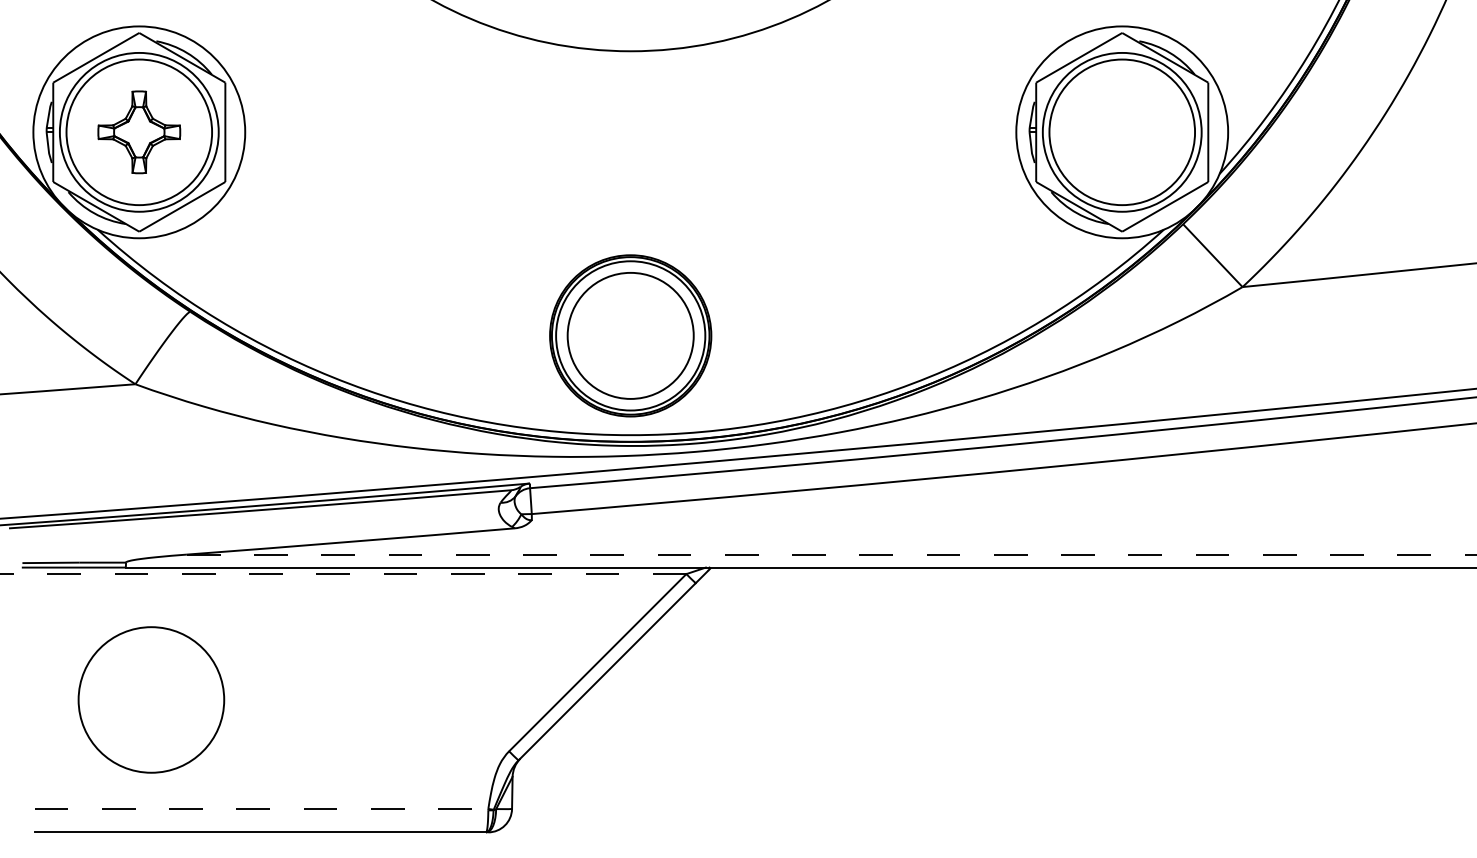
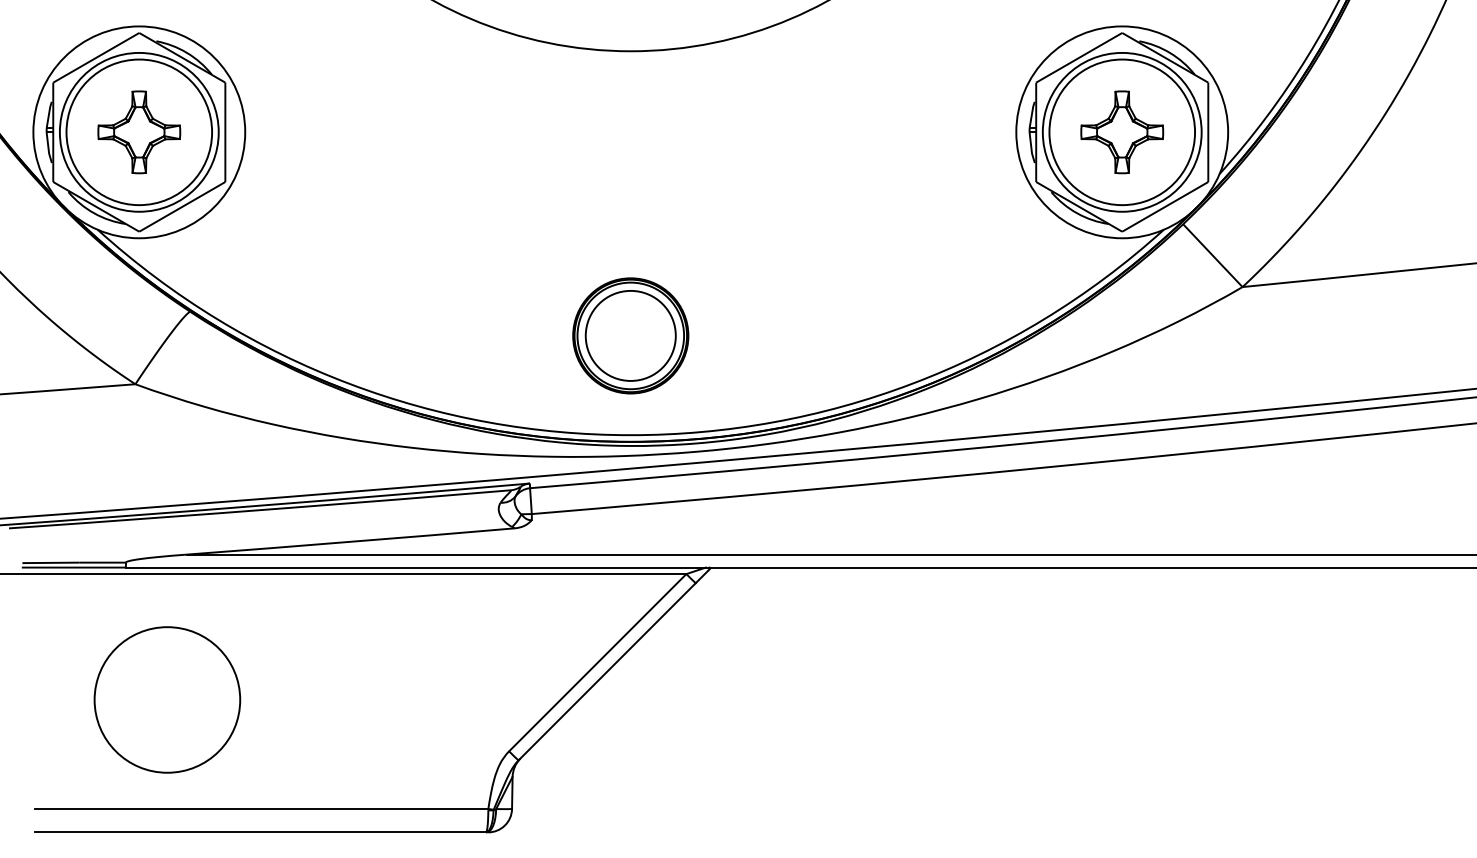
part: none -> present (1122, 132)
part size: 164x164 px -> 118x118 px (630, 335)
line: dashed -> solid (831, 554)
line: dashed -> solid (342, 574)
circle position: (151, 699) -> (167, 699) (167, 699)
line: dashed -> solid (261, 808)
